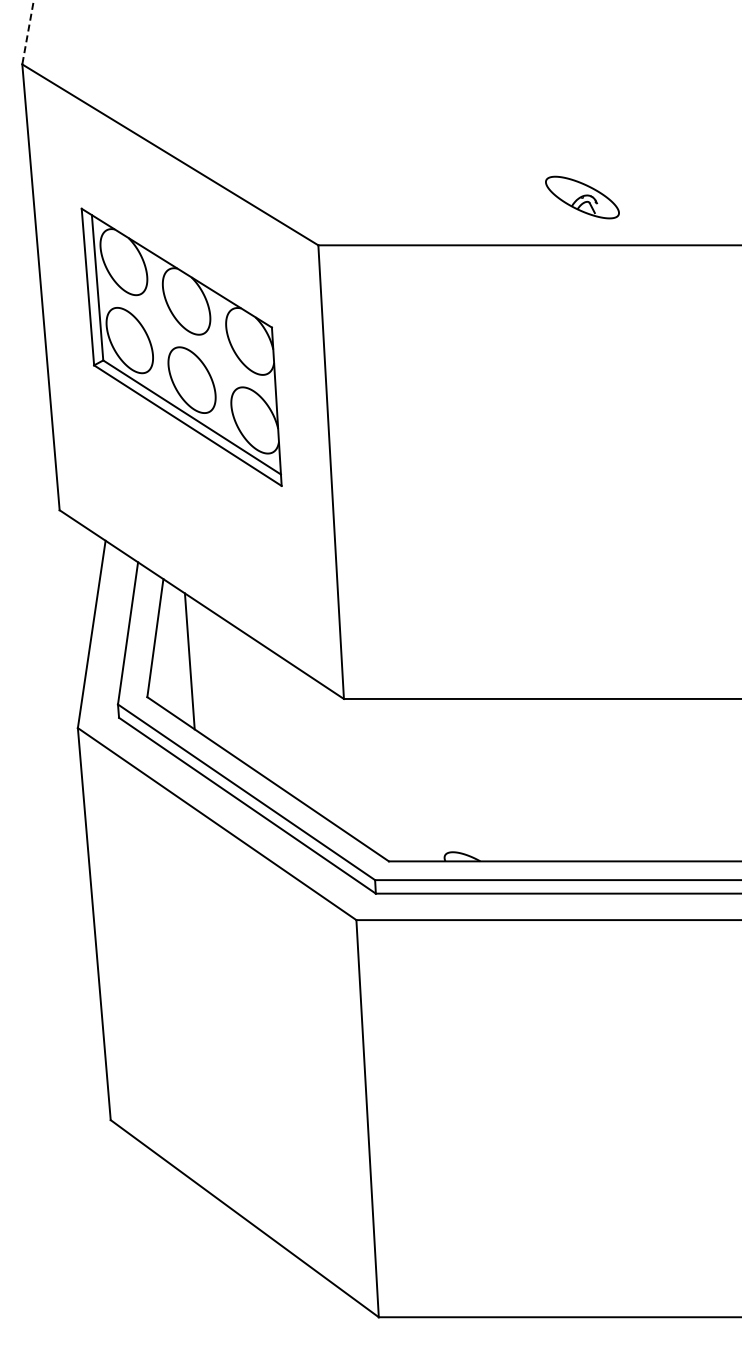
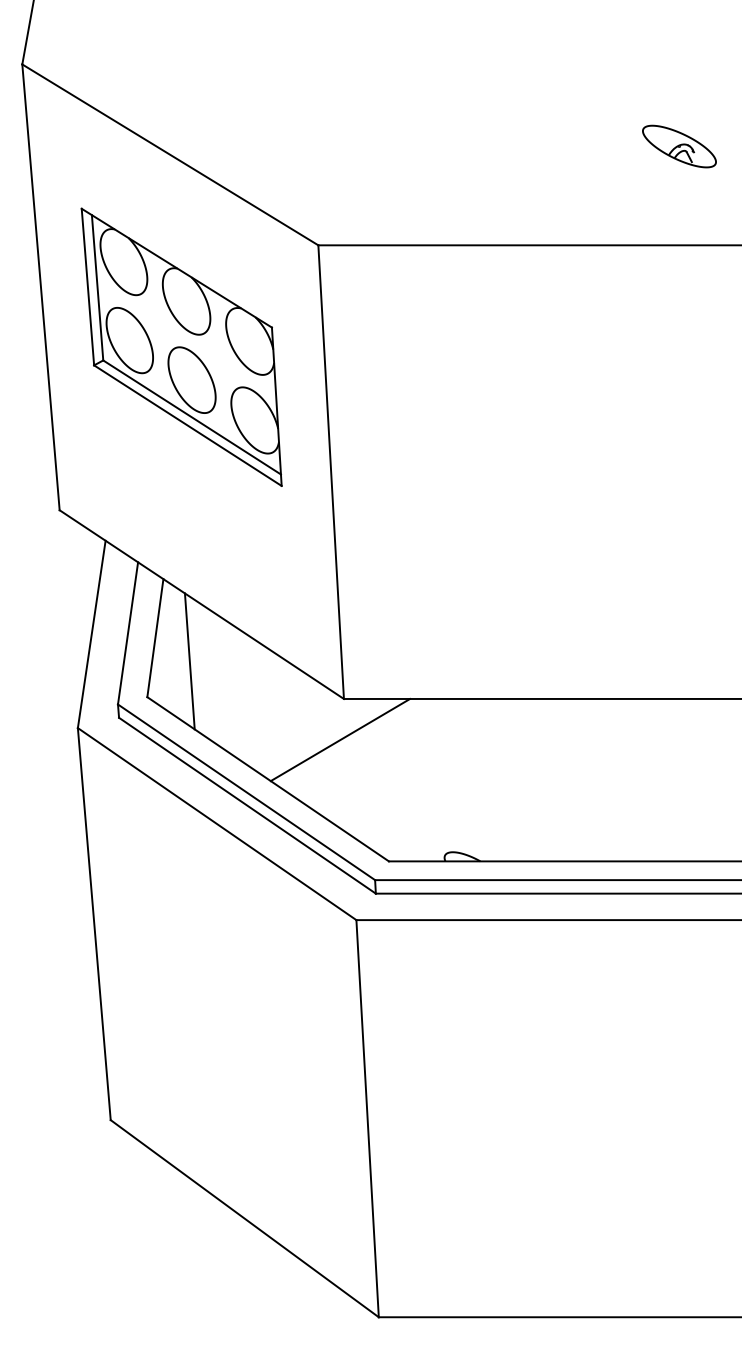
line: dashed -> solid (27, 33)
part position: (582, 197) -> (679, 146) (679, 146)
line: none -> present (340, 739)
